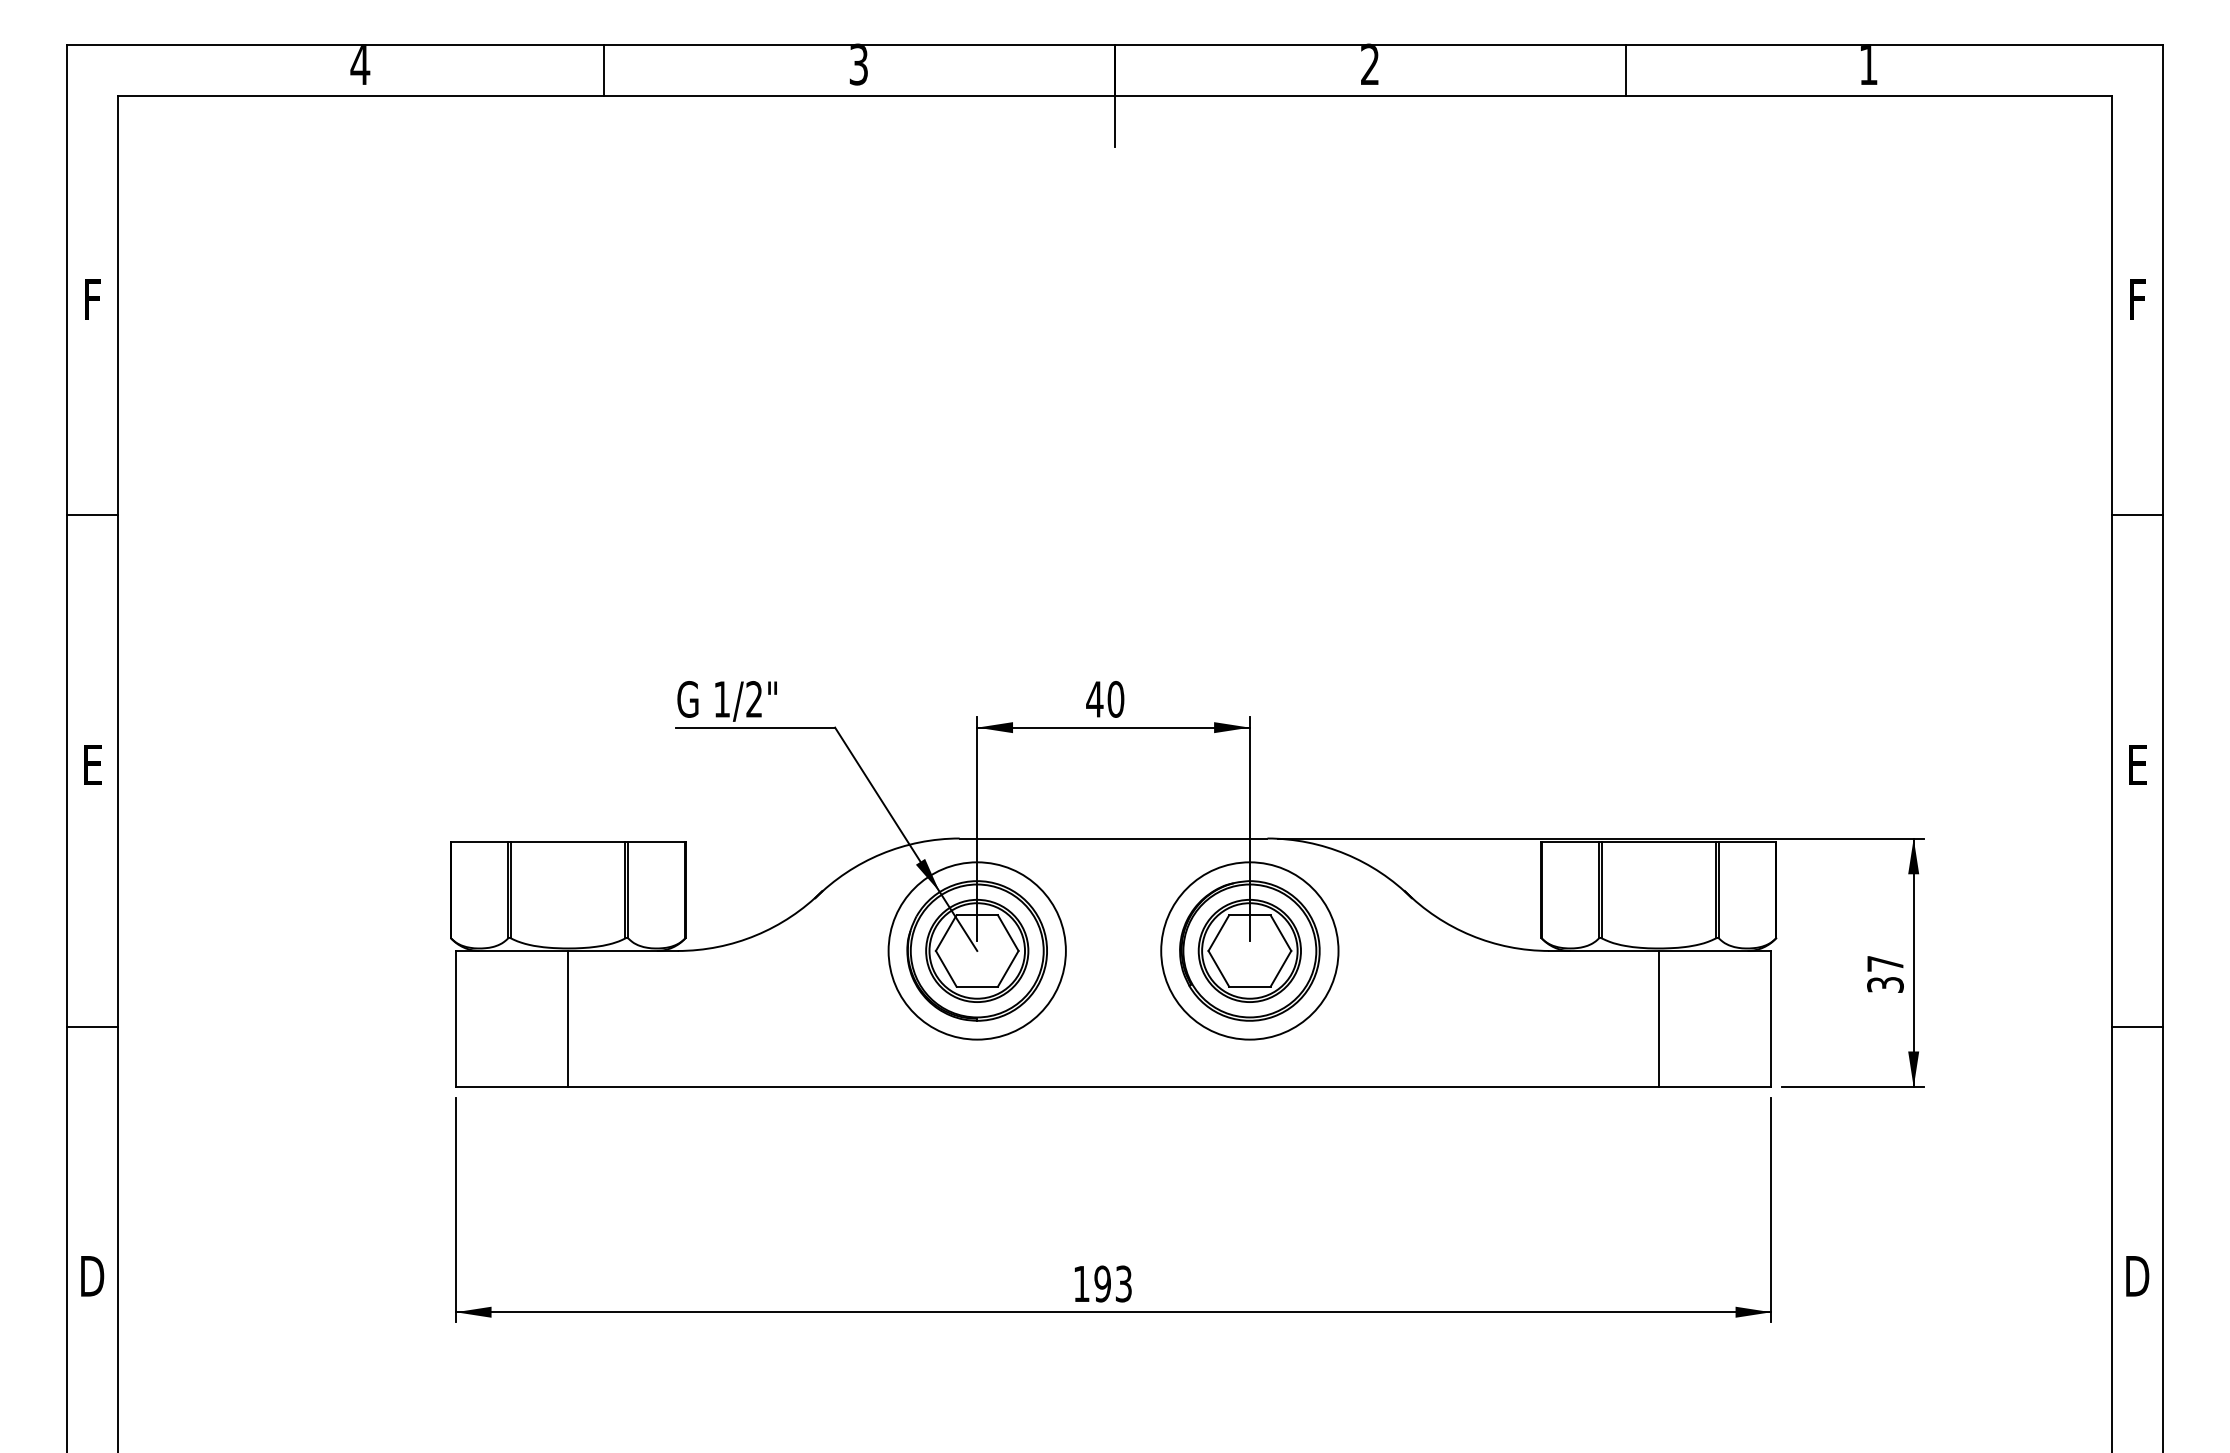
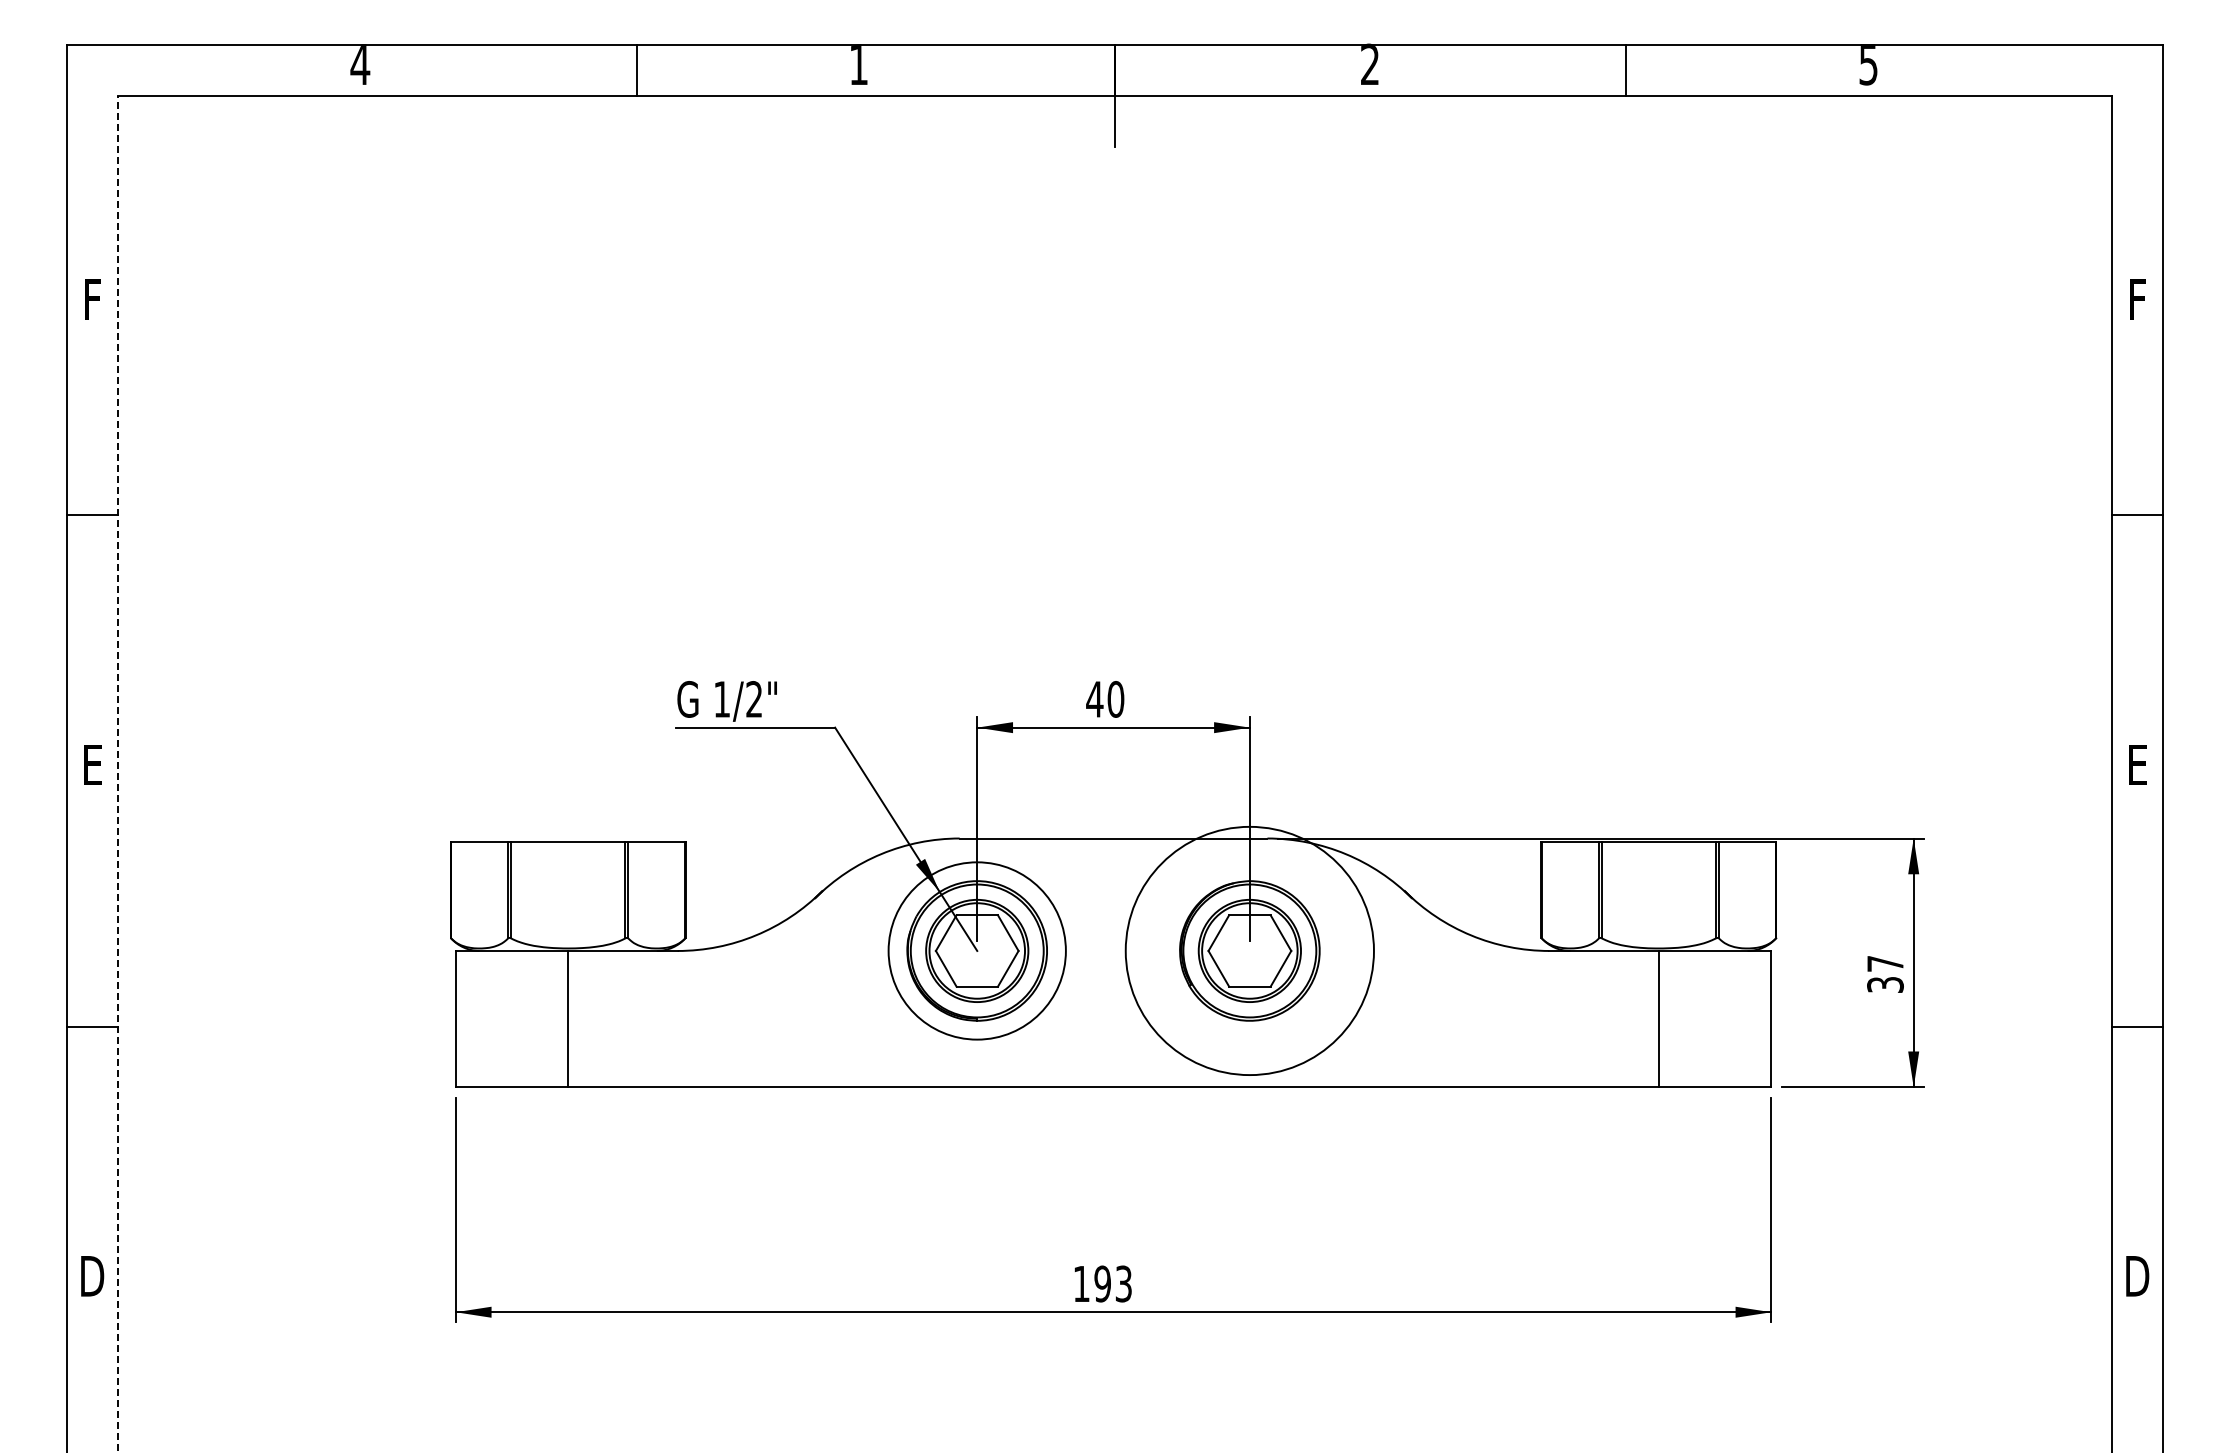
text: 3 -> 1 (858, 64)
text: 1 -> 5 (1868, 65)
line position: (603, 70) -> (636, 70) (636, 70)
line: solid -> dashed (118, 773)
circle diameter: 177 px -> 248 px (1249, 950)
